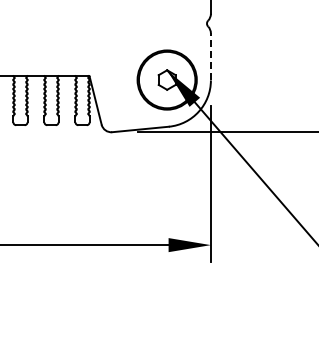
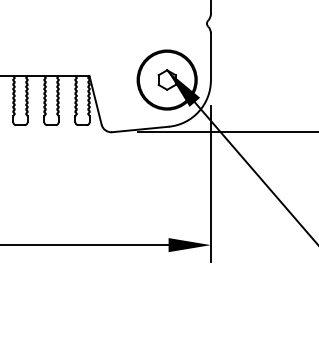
line: dashed -> solid (210, 56)
